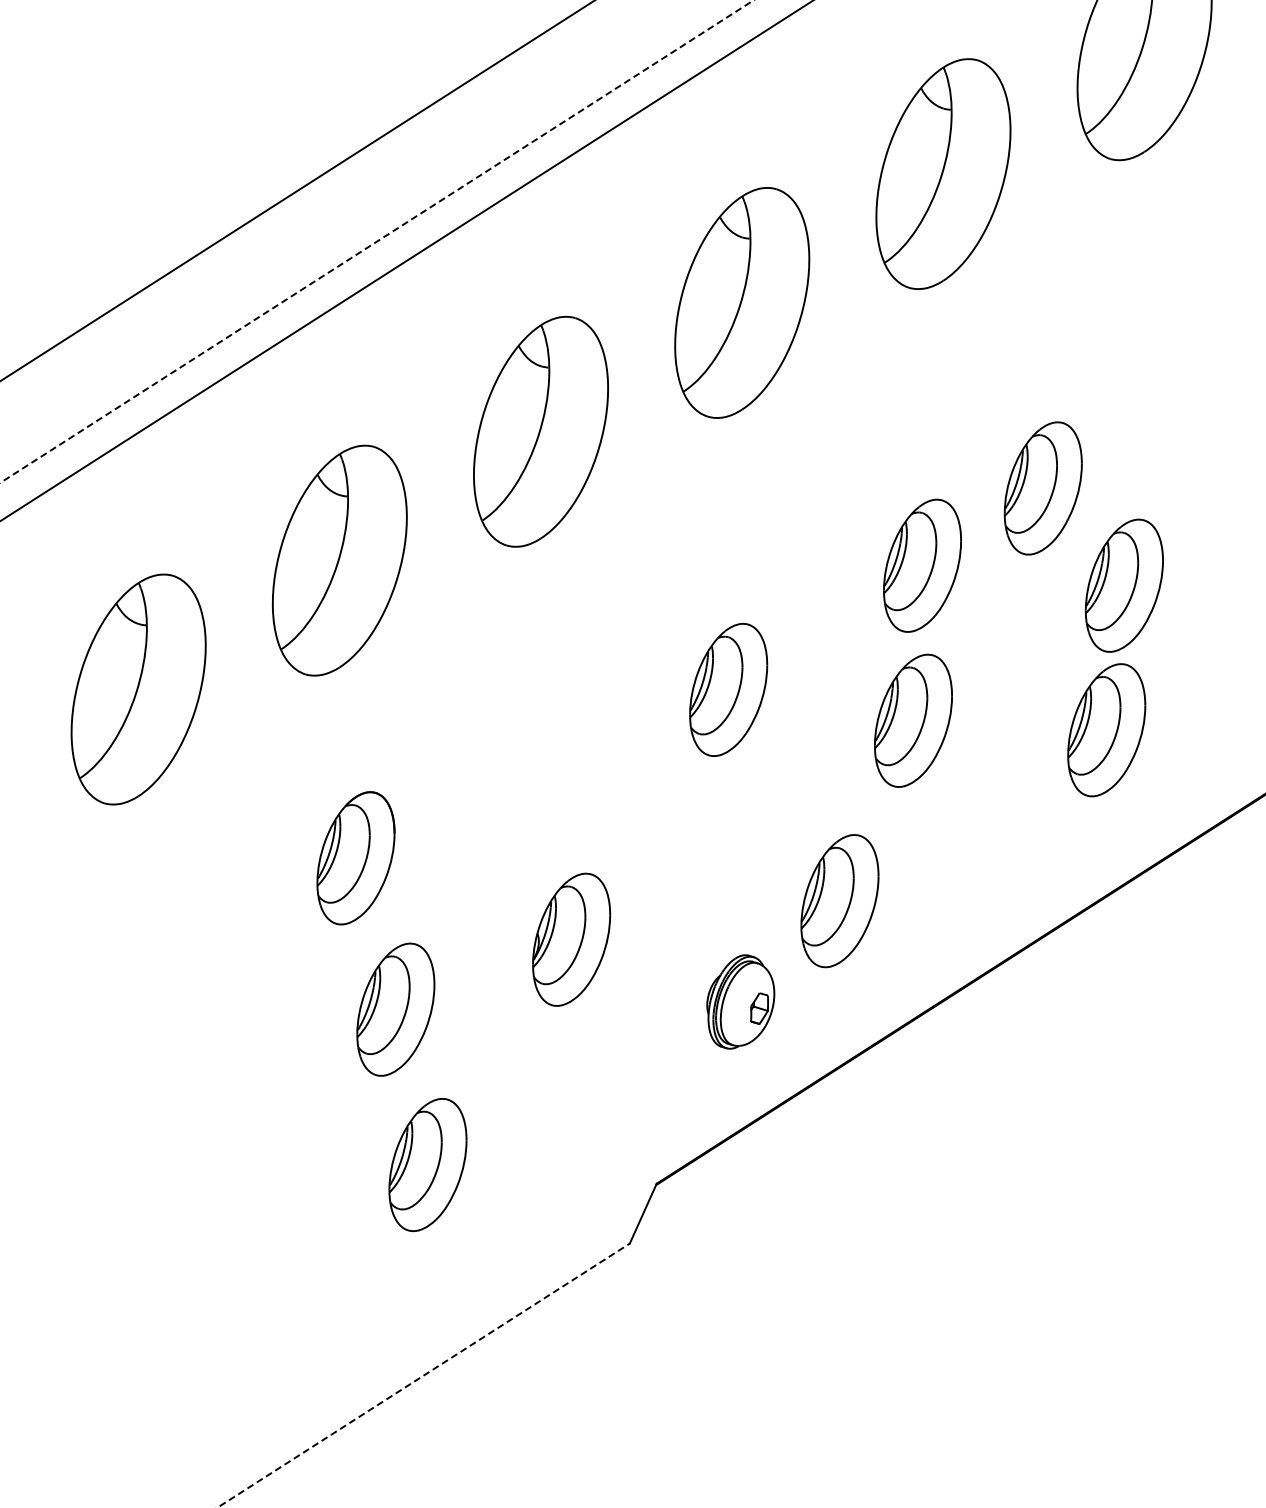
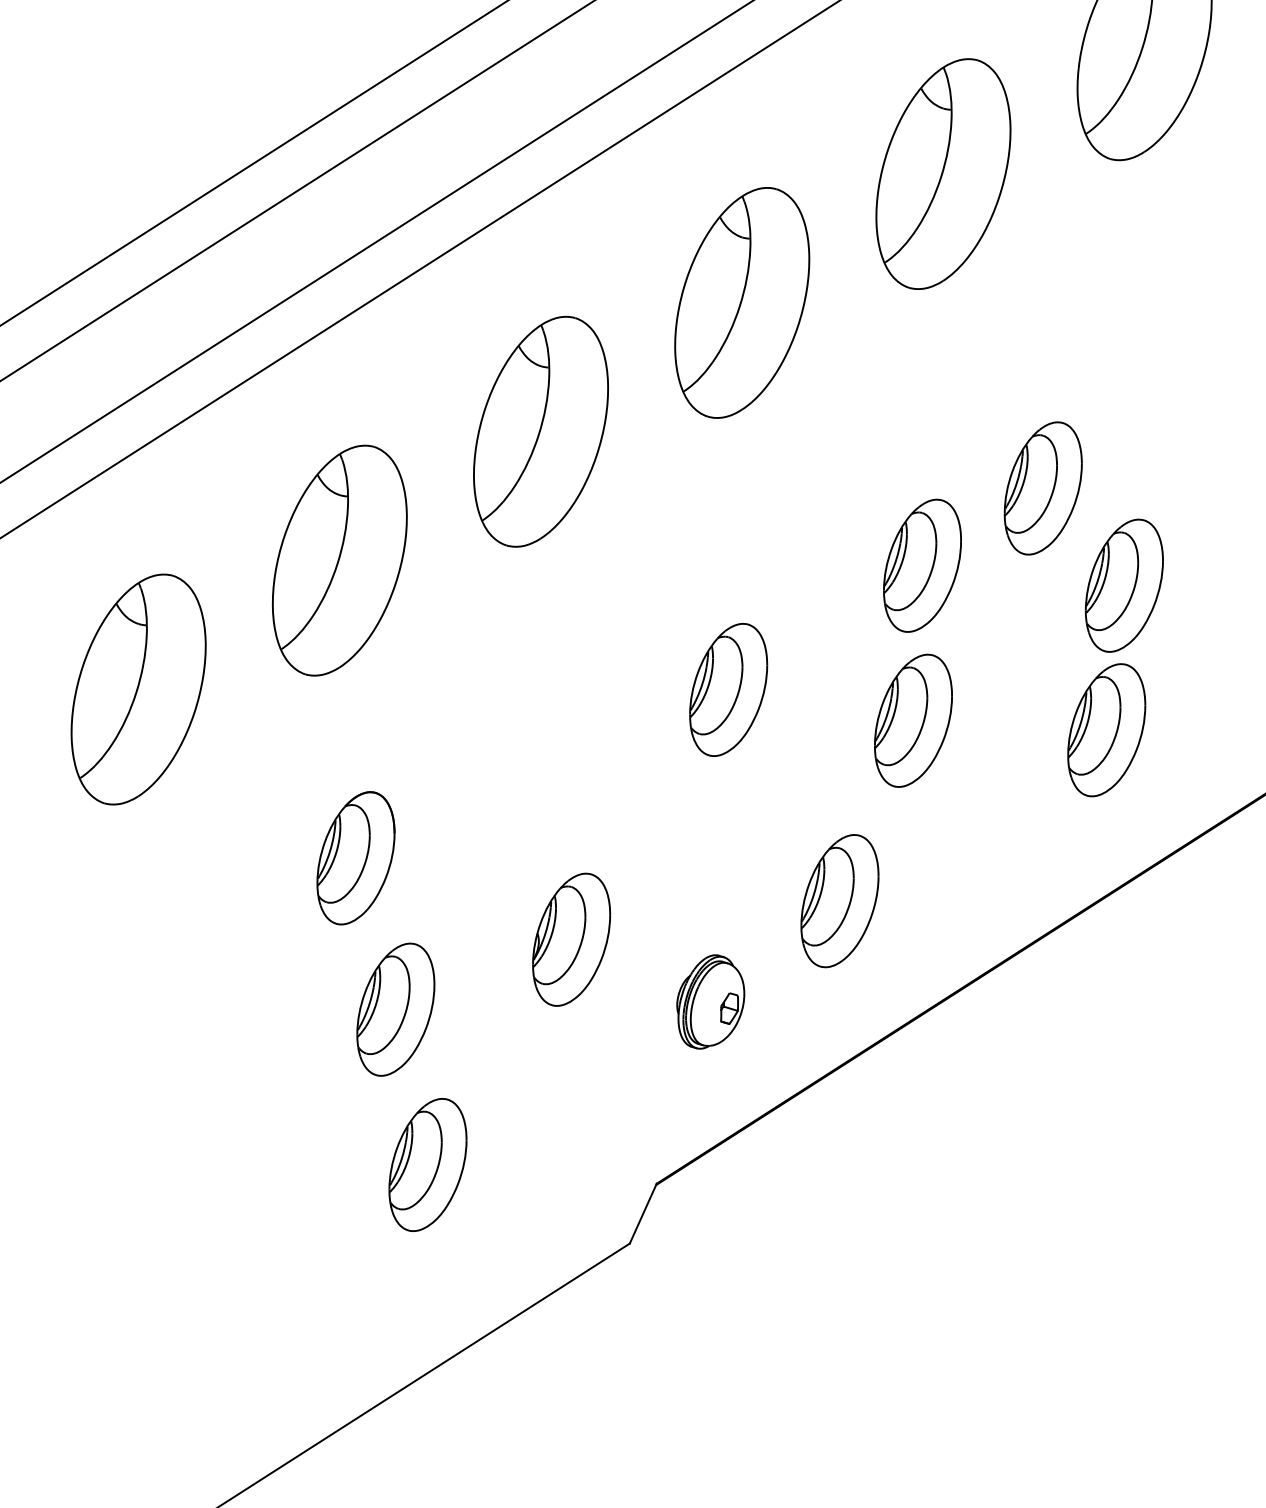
line: none -> present (253, 163)
line: dashed -> solid (376, 241)
line position: (406, 260) -> (419, 269) (419, 269)
part position: (740, 1001) -> (710, 1001) (710, 1001)
line: dashed -> solid (423, 1375)
